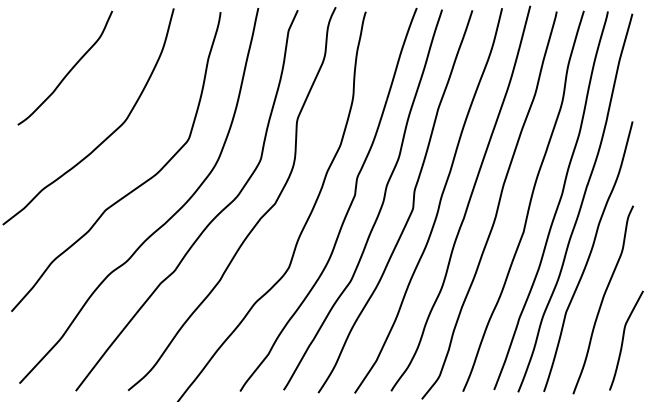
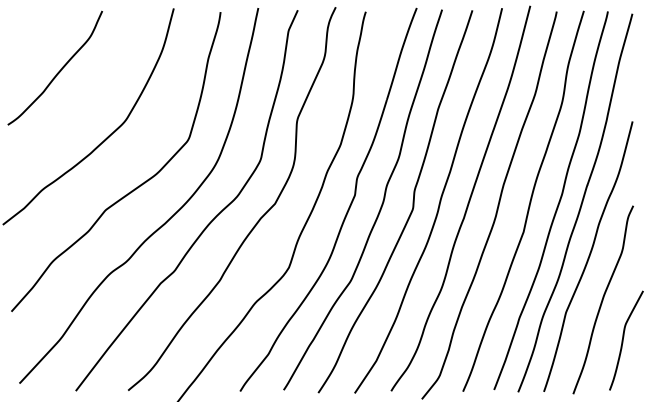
curve position: (68, 71) -> (58, 71) (58, 71)
